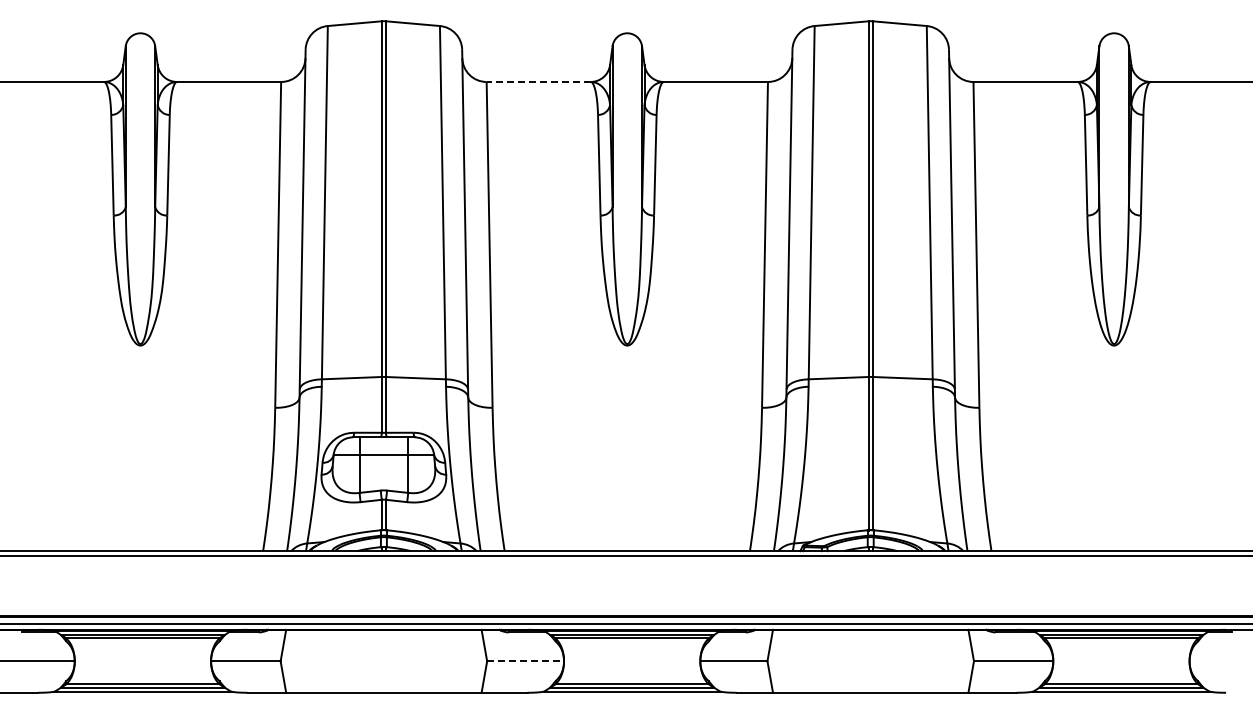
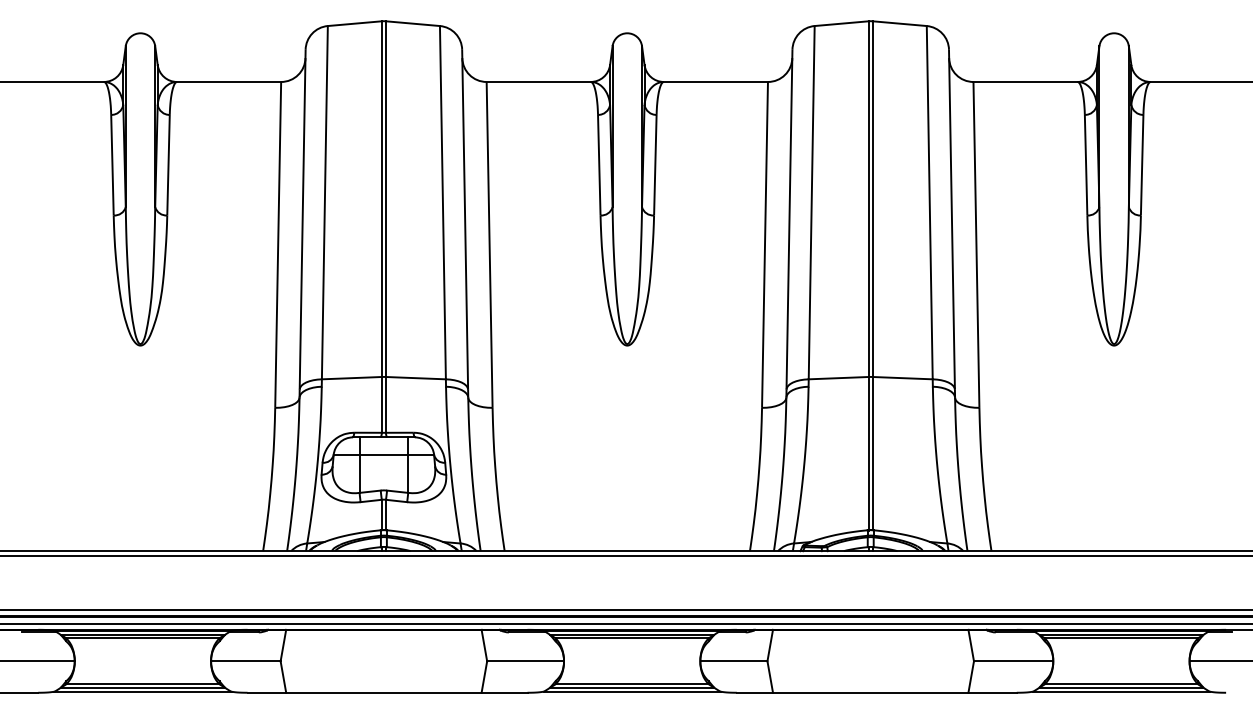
line: dashed -> solid (538, 81)
line: none -> present (625, 609)
line: dashed -> solid (526, 661)
line: none -> present (1219, 661)
